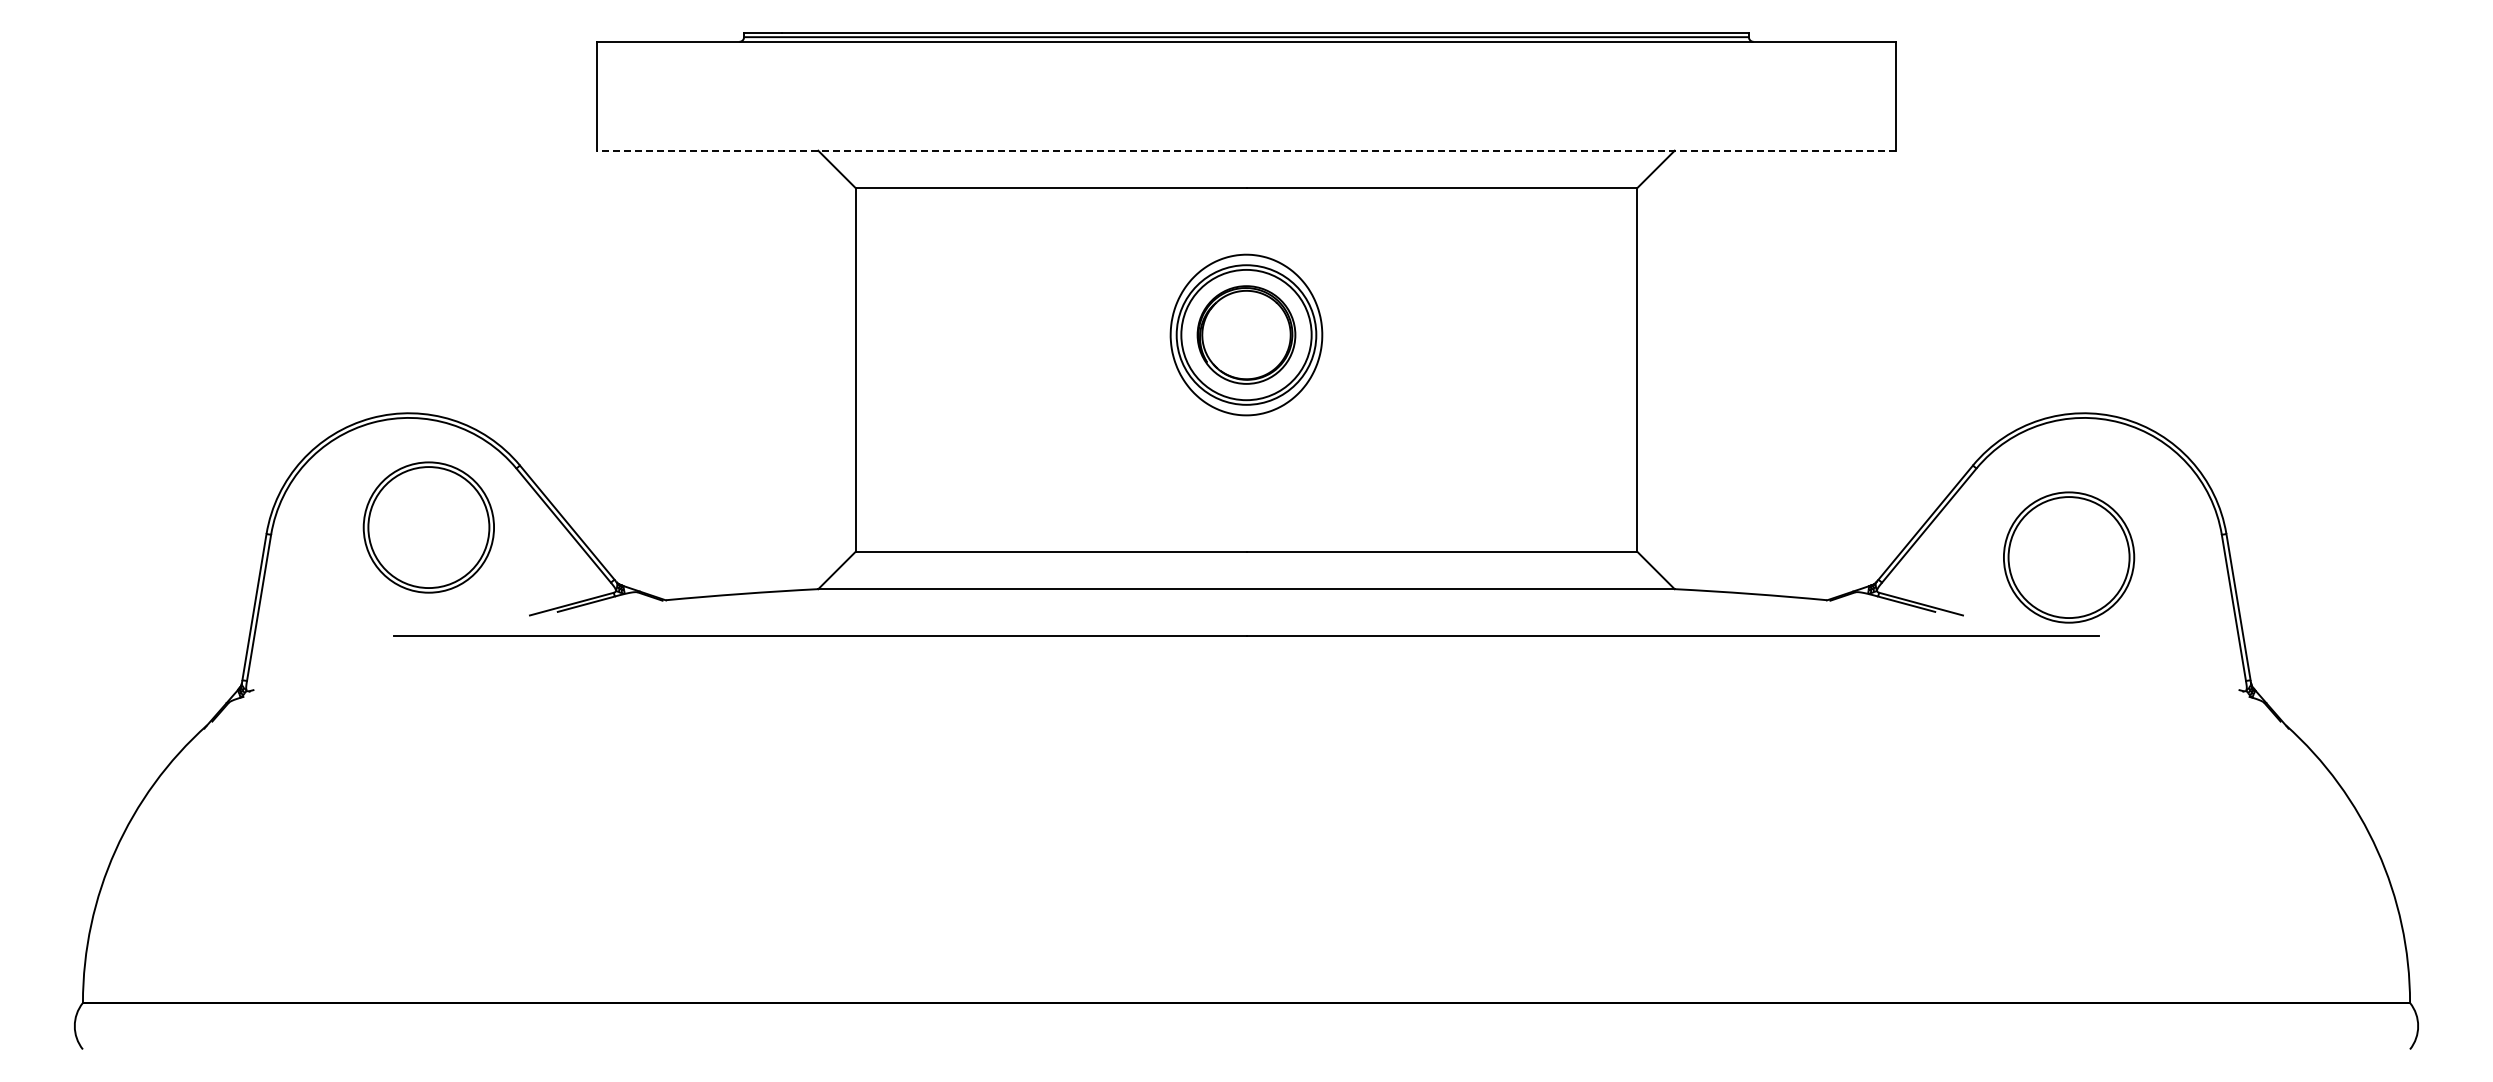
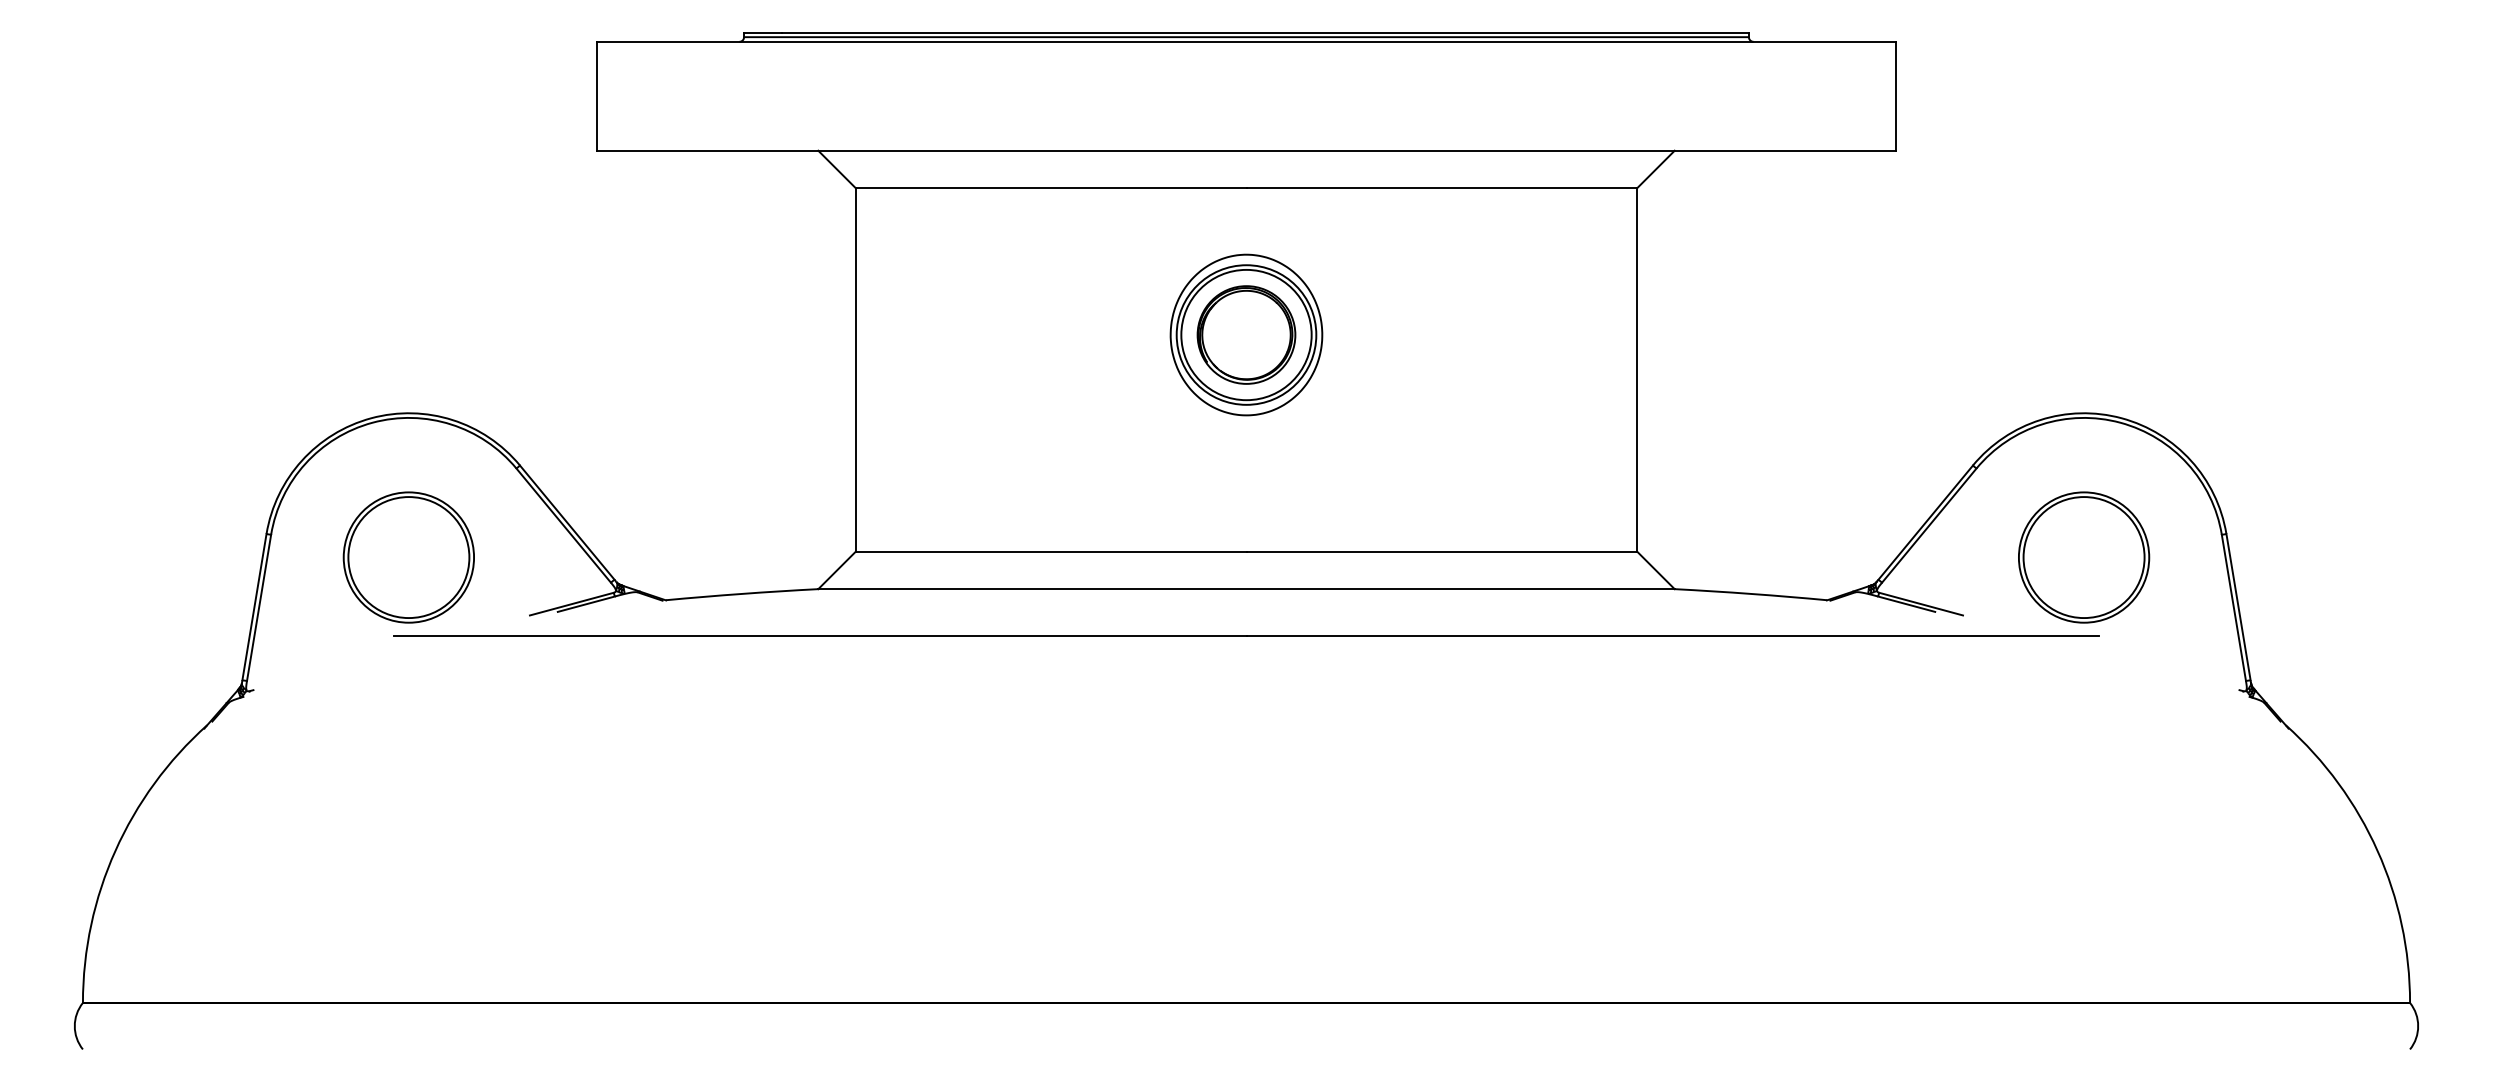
line: dashed -> solid (1246, 150)
part position: (428, 527) -> (408, 557) (408, 557)
part position: (2069, 557) -> (2084, 557) (2084, 557)
